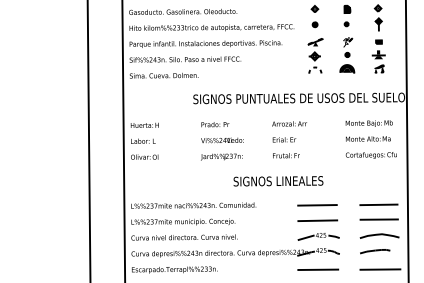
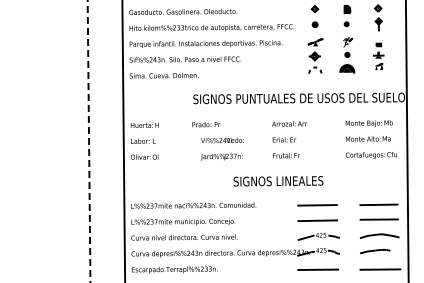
part size: 15x35 px -> 12x29 px (378, 56)
text position: (215, 124) -> (206, 124) (206, 124)
line: solid -> dashed (89, 141)
